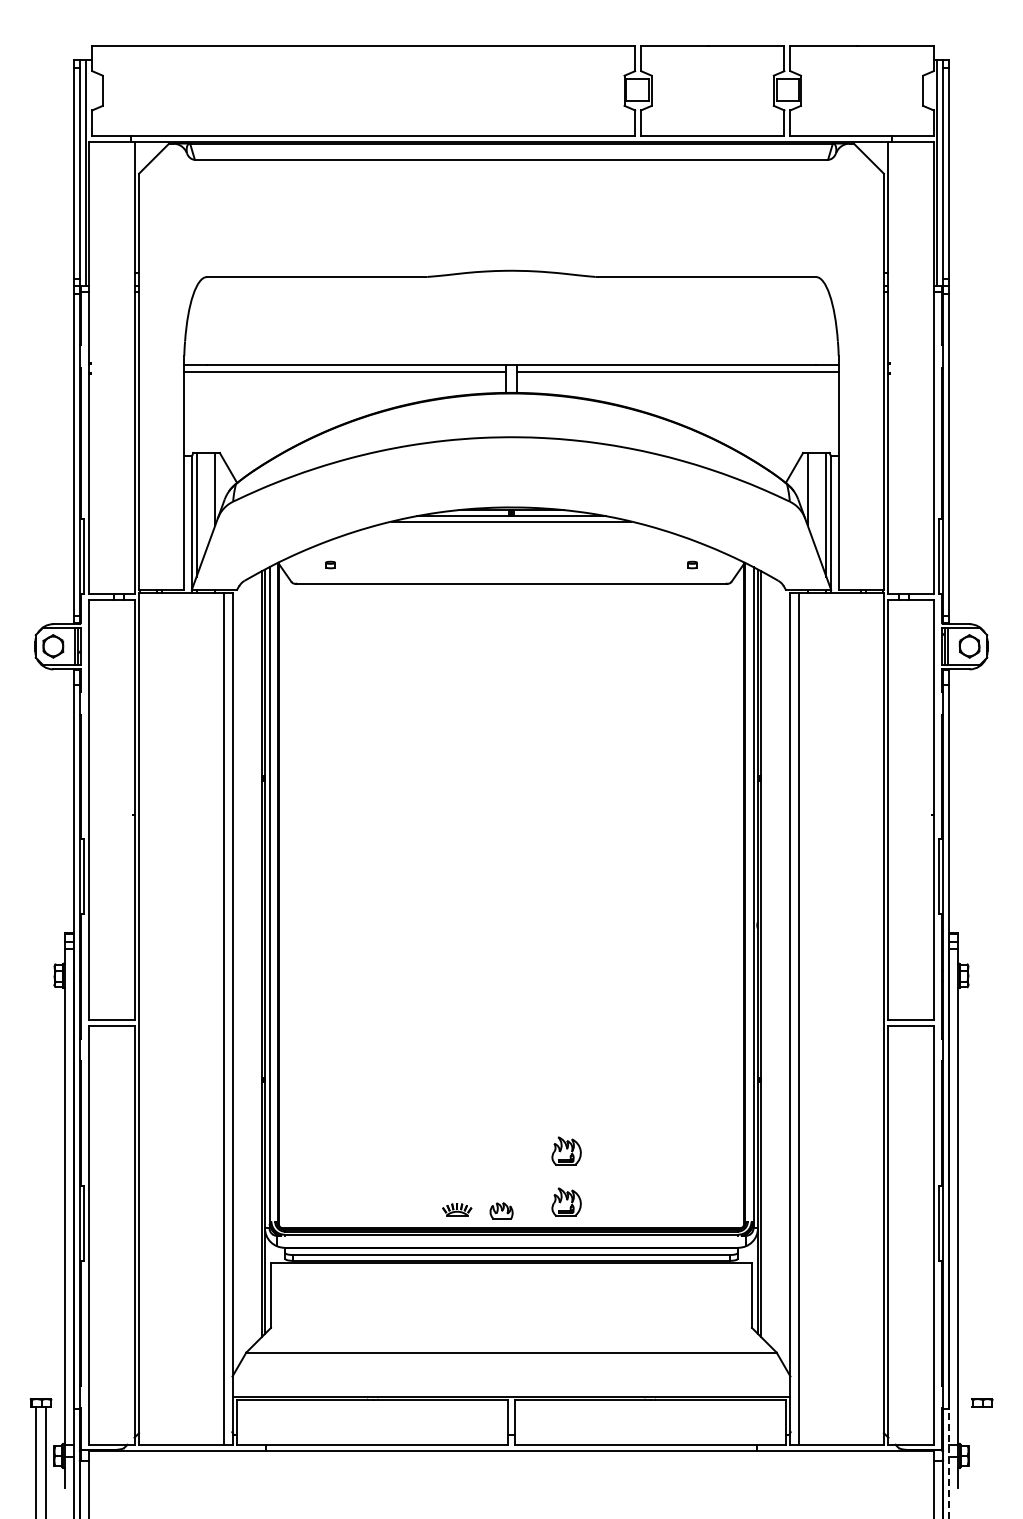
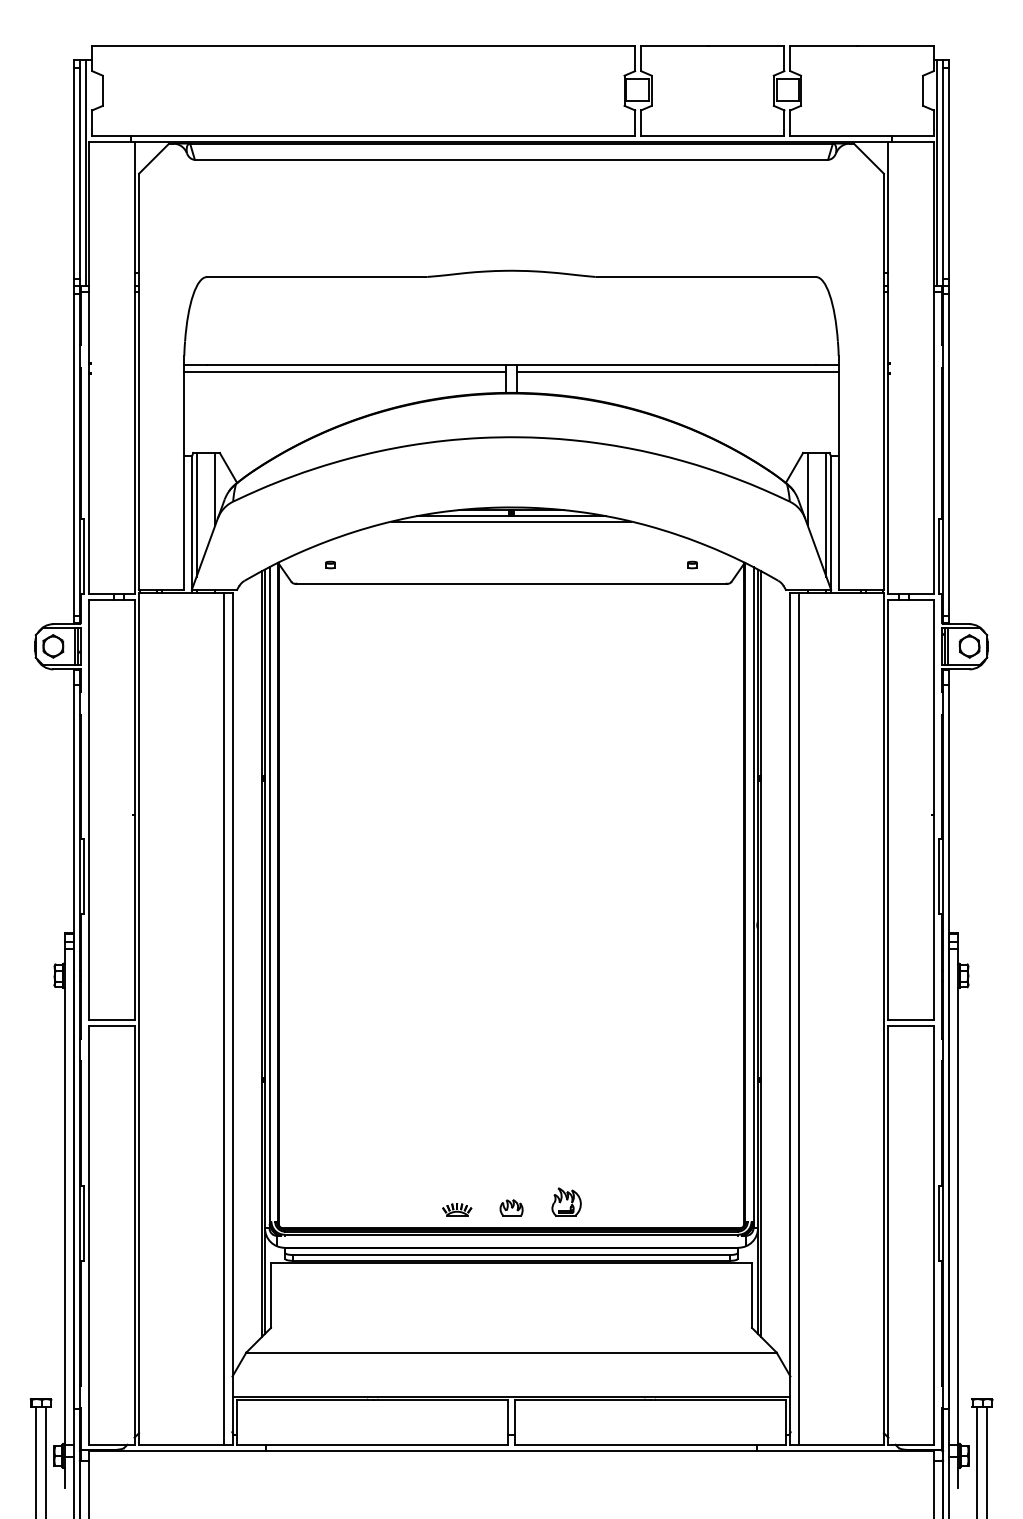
part: present -> none (566, 1150)
part position: (501, 1210) -> (511, 1207) (511, 1207)
line: none -> present (976, 1461)
line: none -> present (987, 1461)
line: dashed -> solid (949, 1463)
